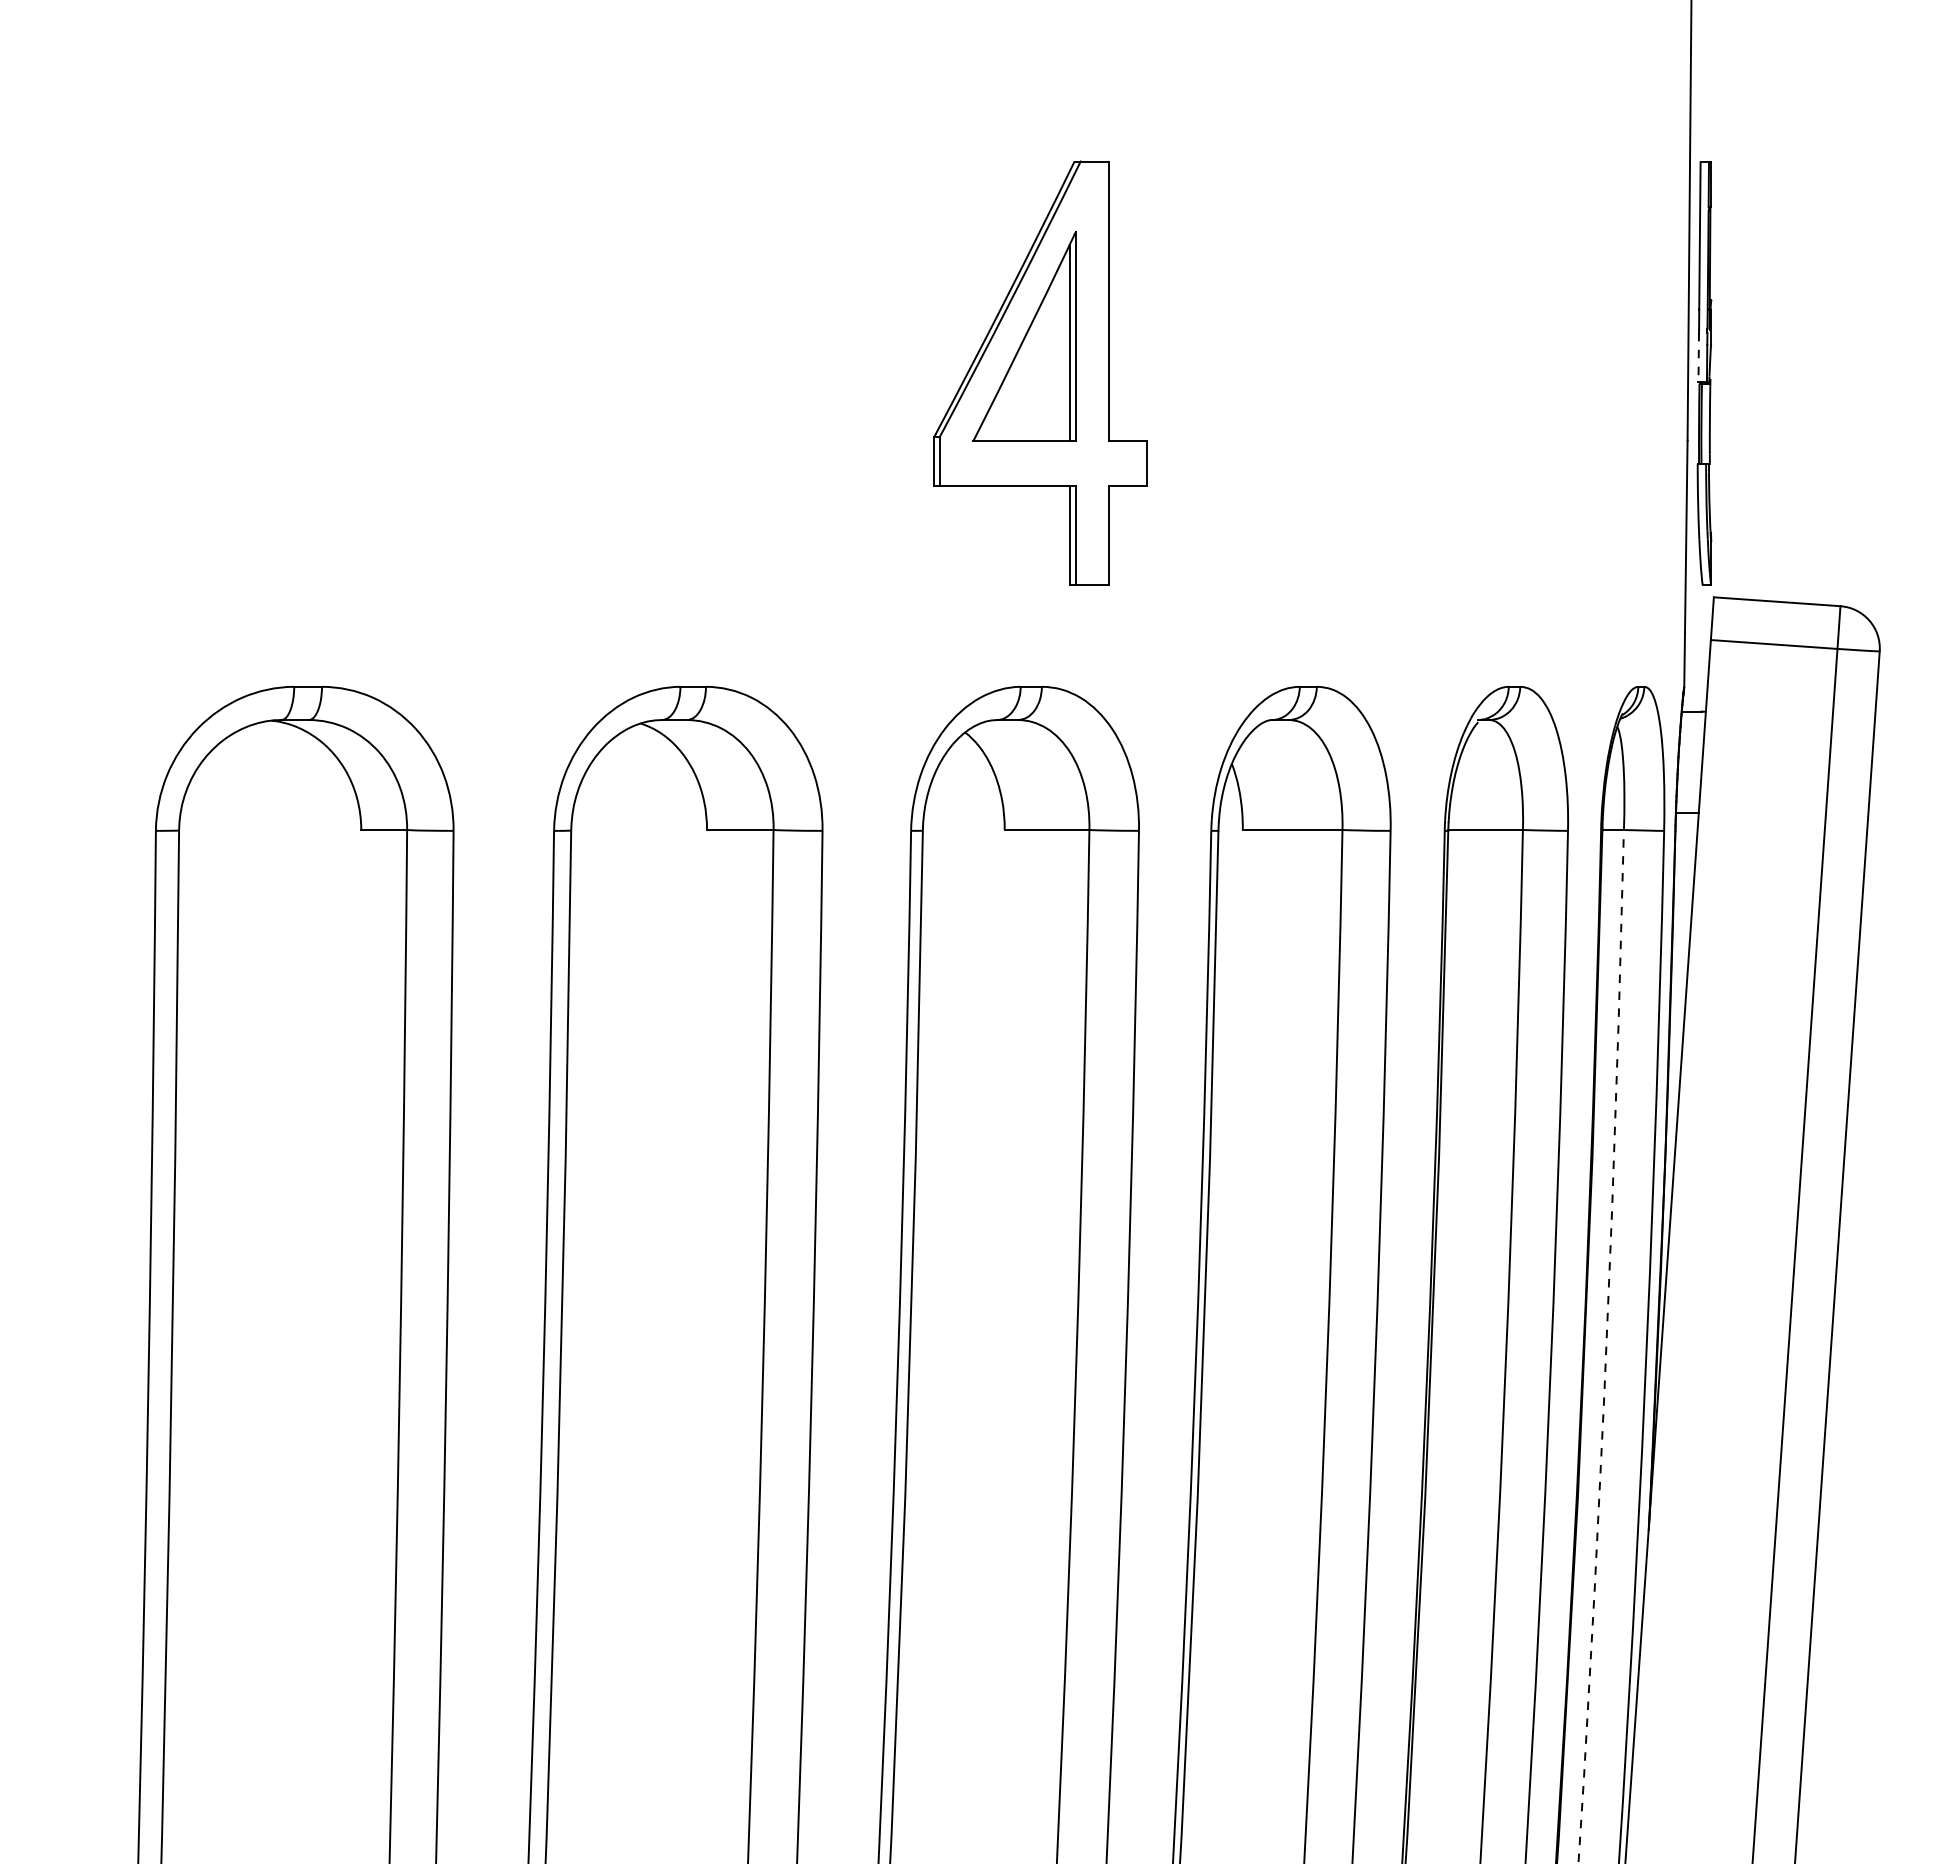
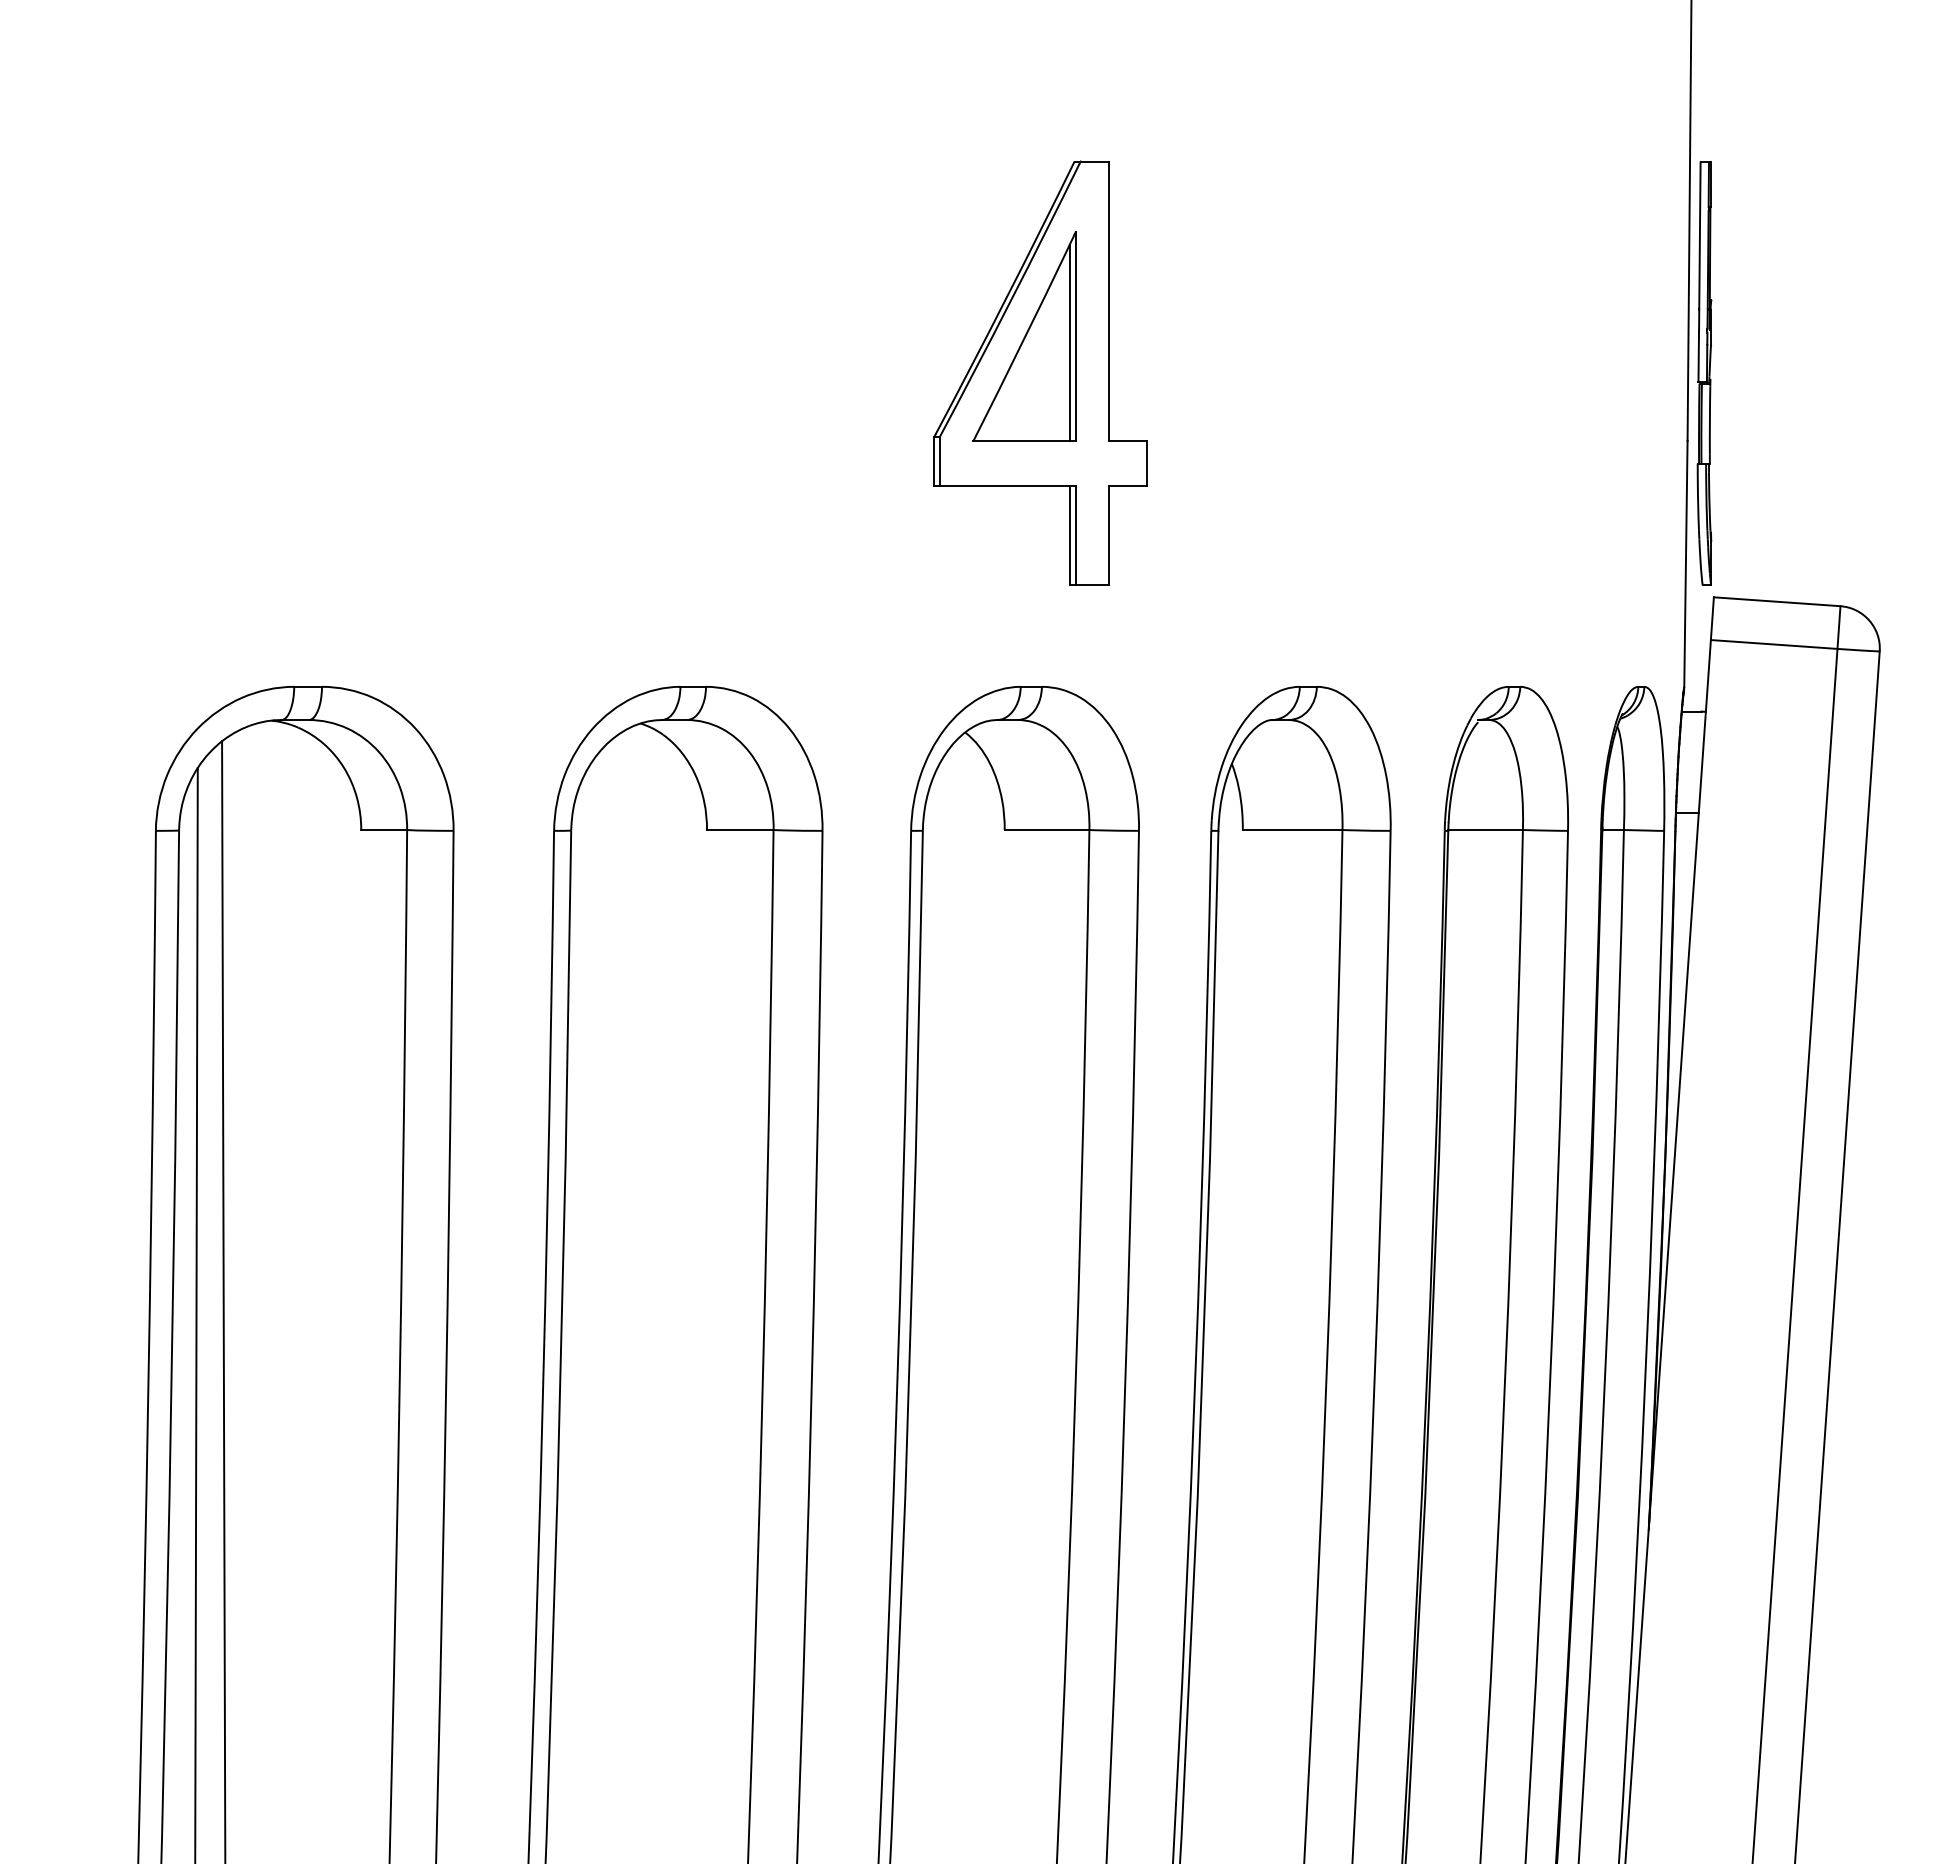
line: dashed -> solid (1698, 357)
line: none -> present (223, 1300)
line: none -> present (196, 1314)
arc: dashed -> solid (1606, 1347)
